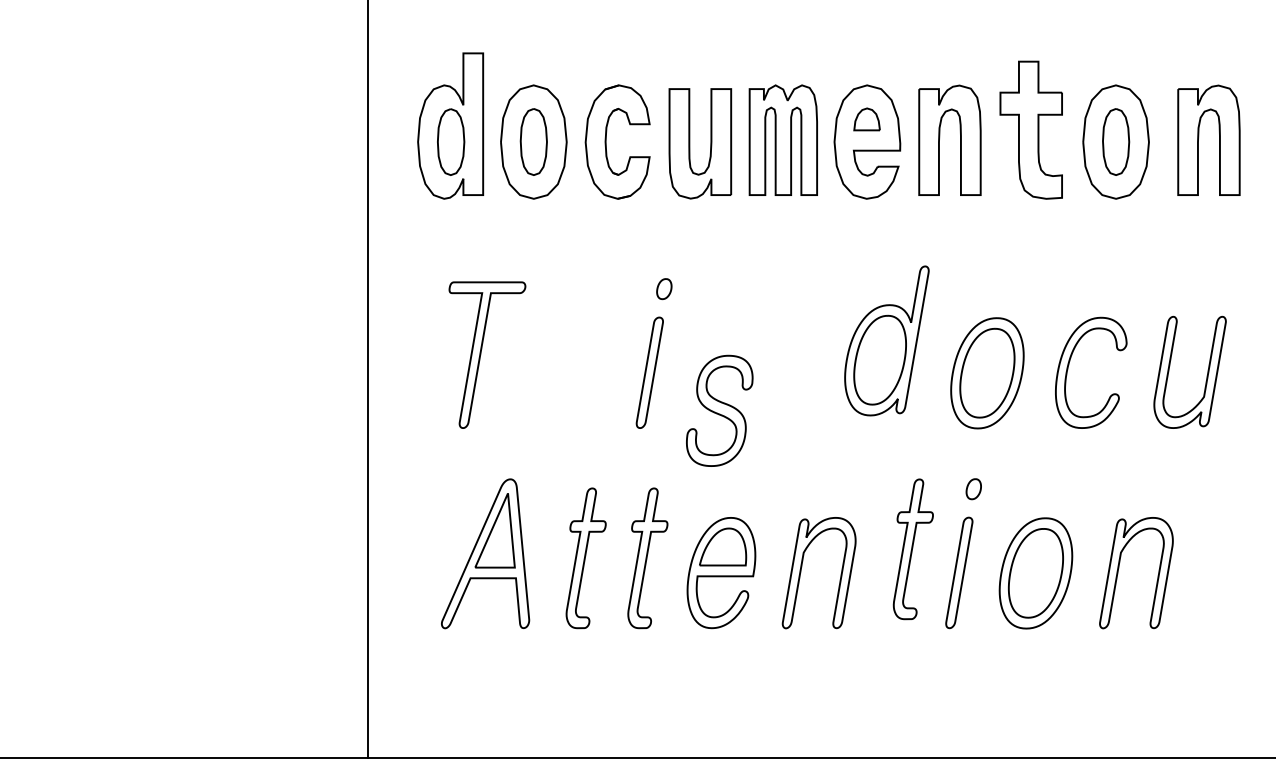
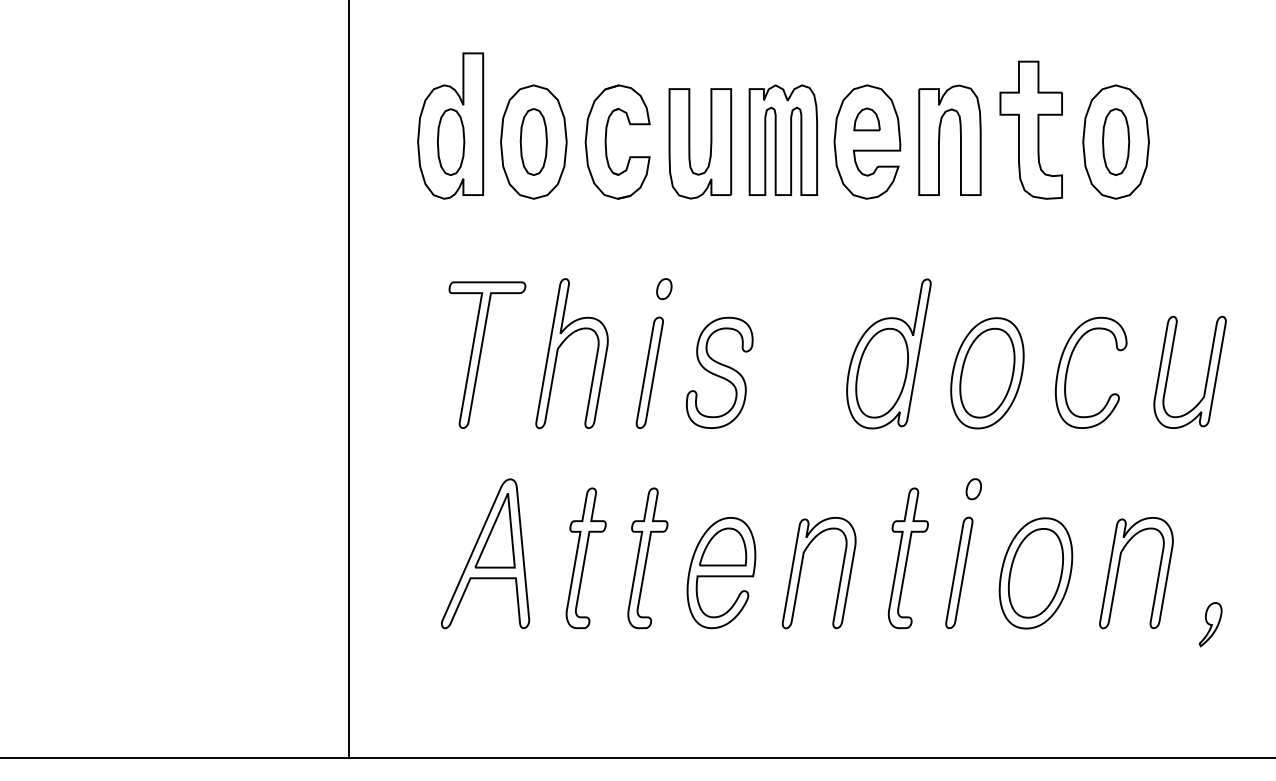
part: present -> none (1199, 137)
part position: (886, 340) -> (888, 353) (888, 353)
part: none -> present (560, 347)
line position: (368, 379) -> (349, 379) (349, 379)
part position: (719, 410) -> (719, 372) (719, 372)
part position: (912, 549) -> (907, 558) (907, 558)
part: none -> present (1210, 624)
